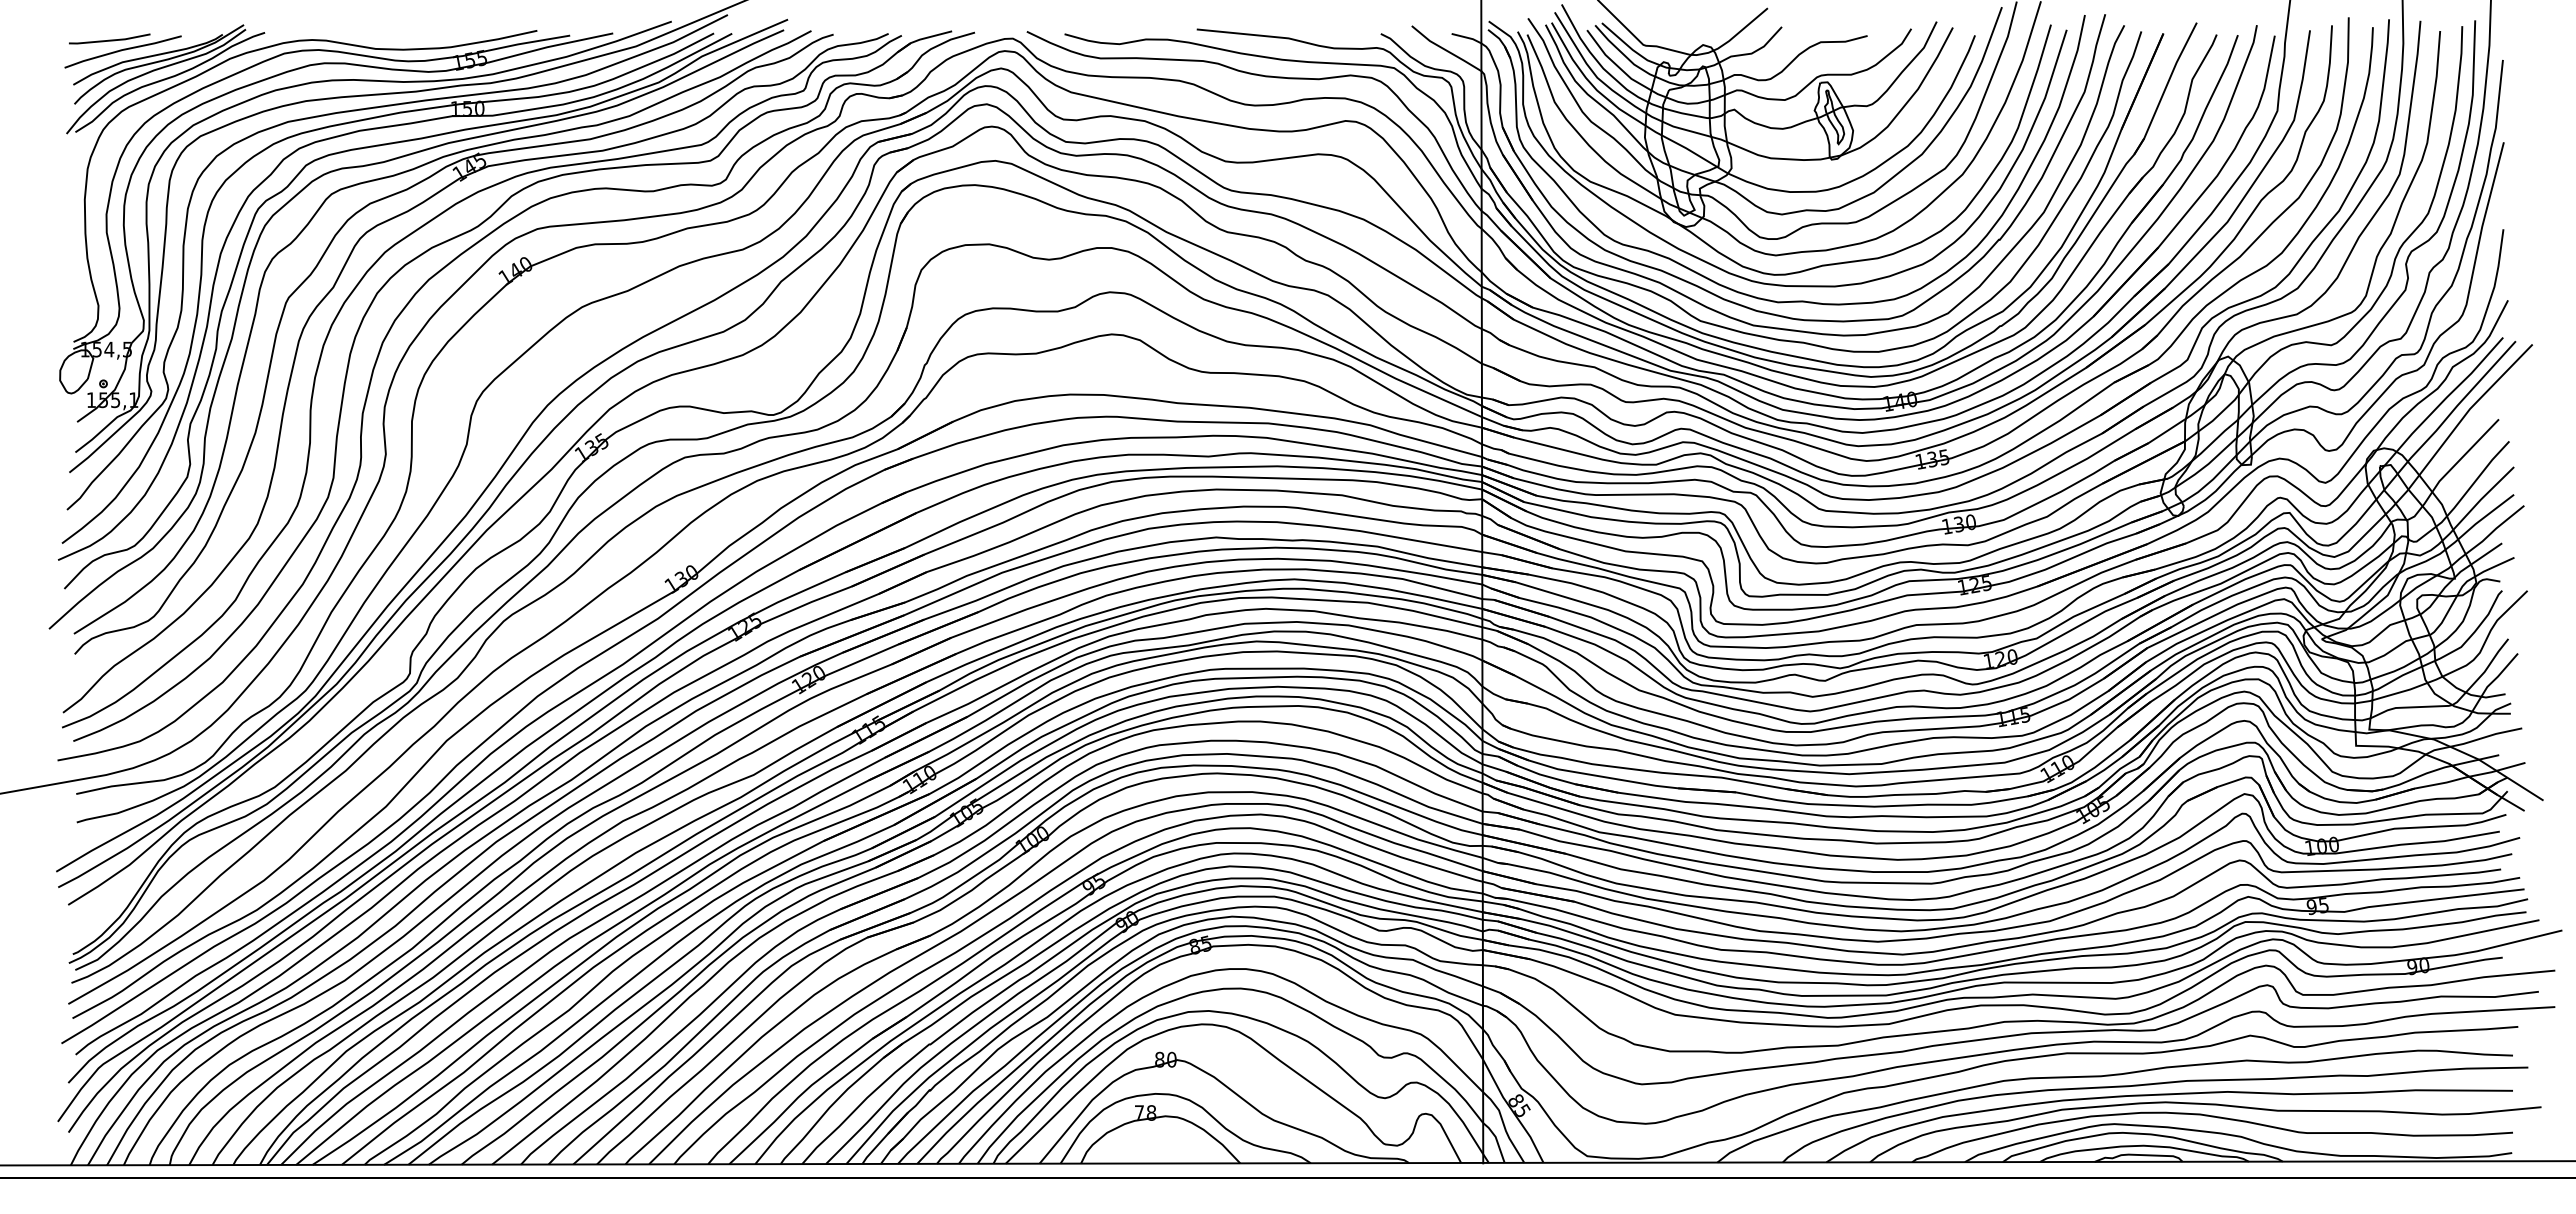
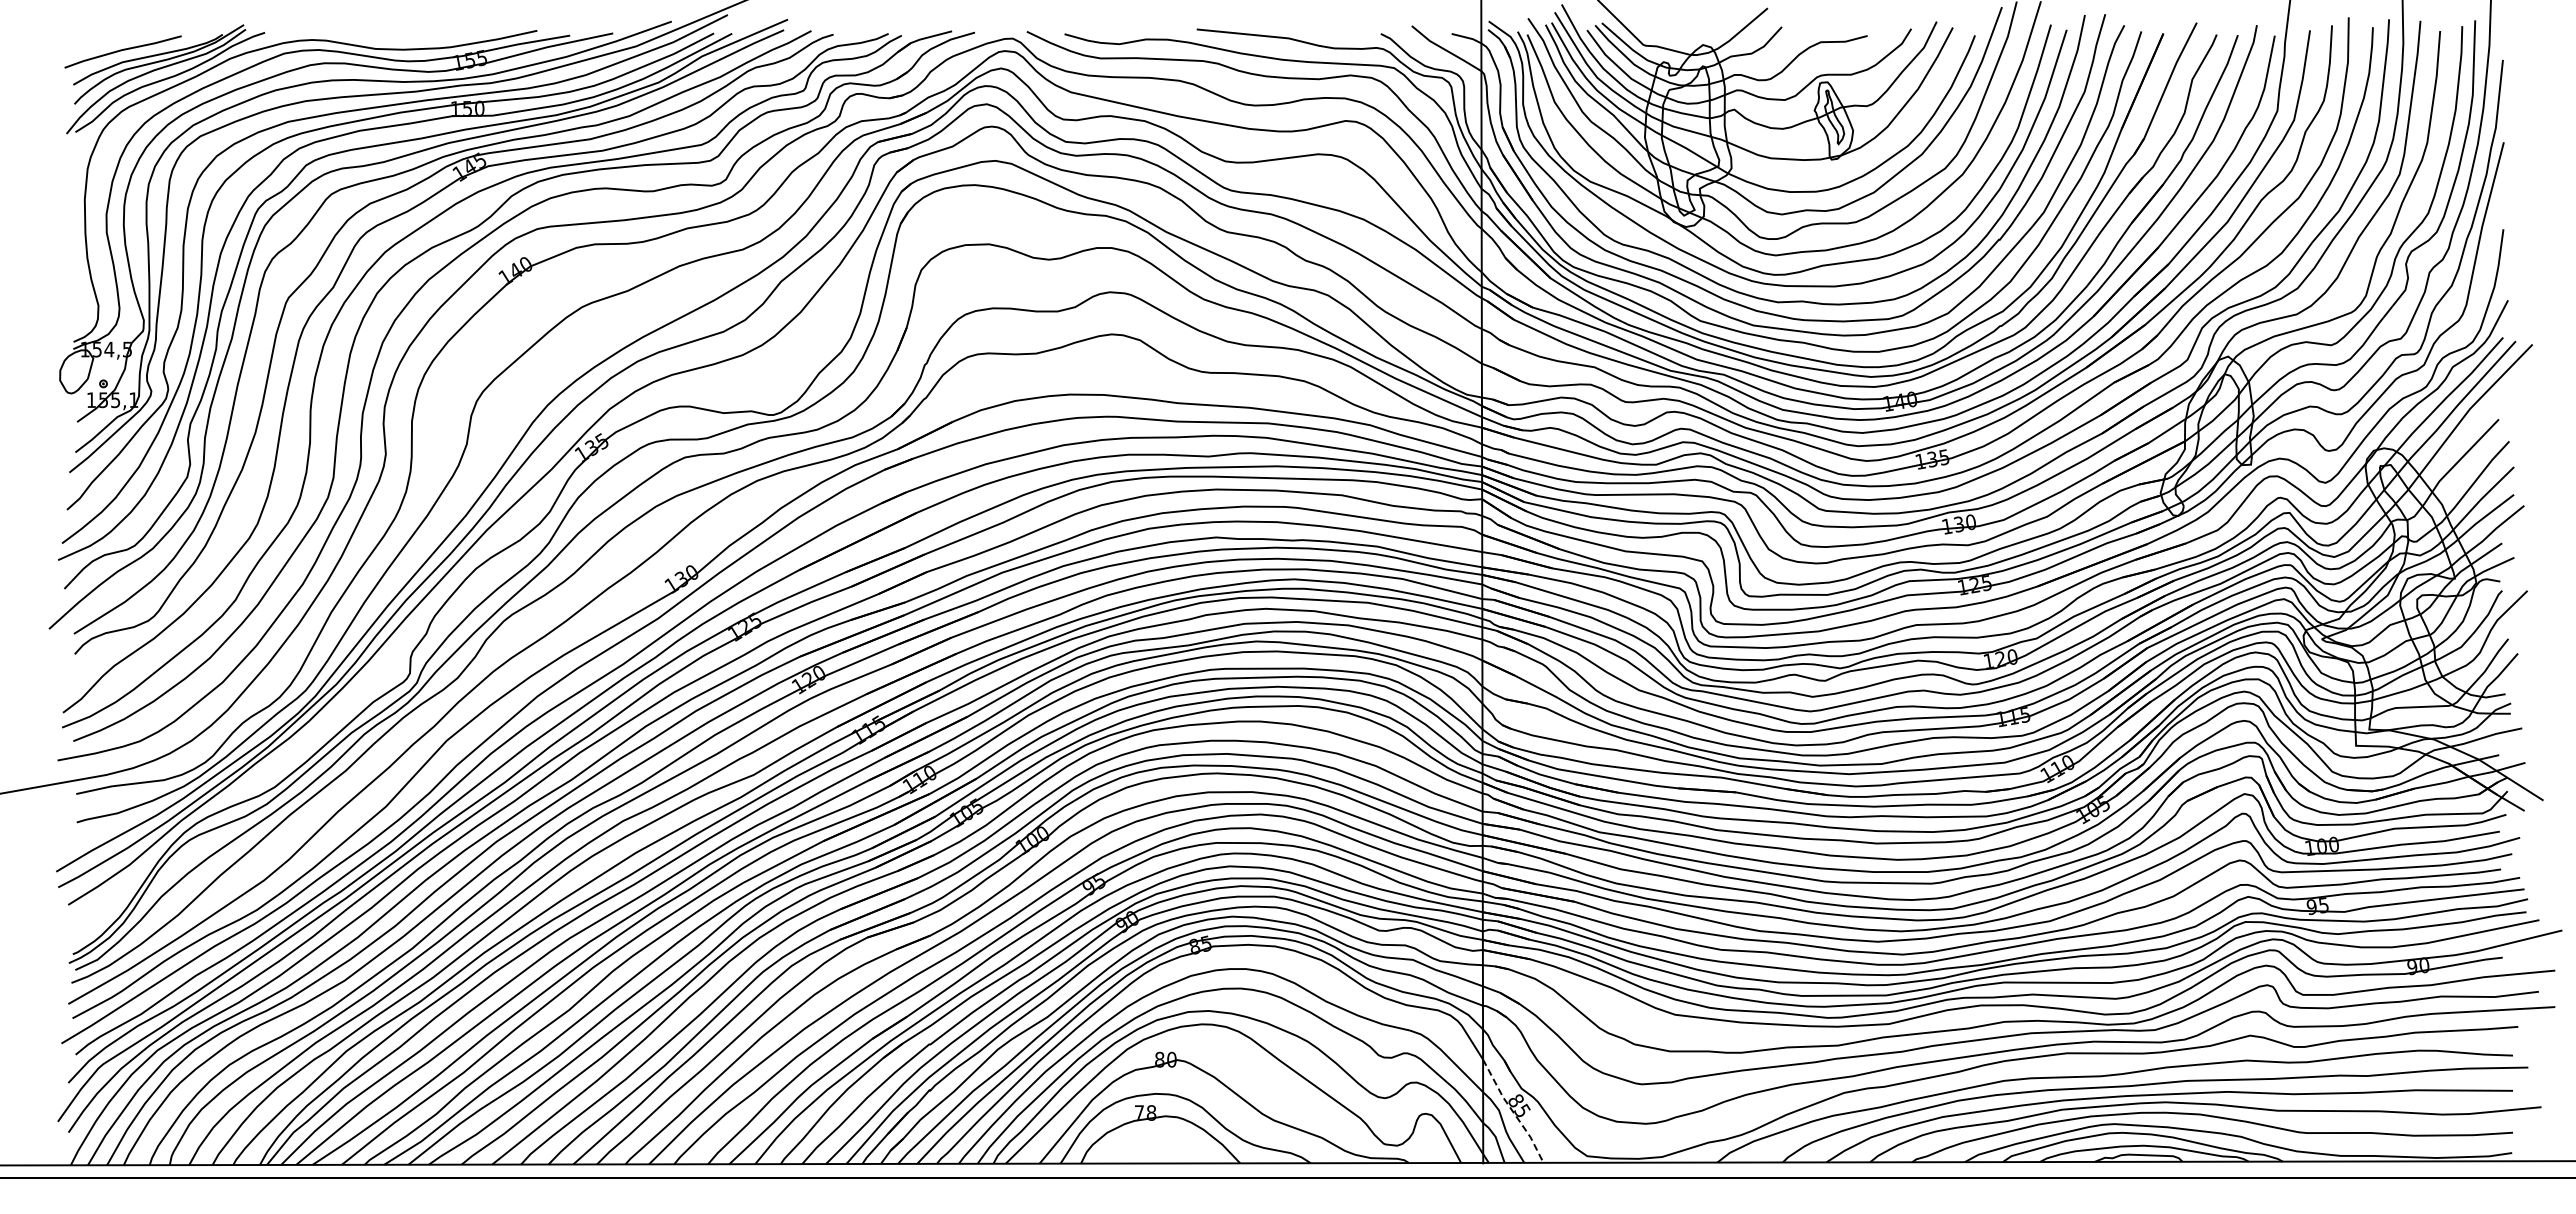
line: present -> none (109, 39)
line: solid -> dashed (1513, 1111)
